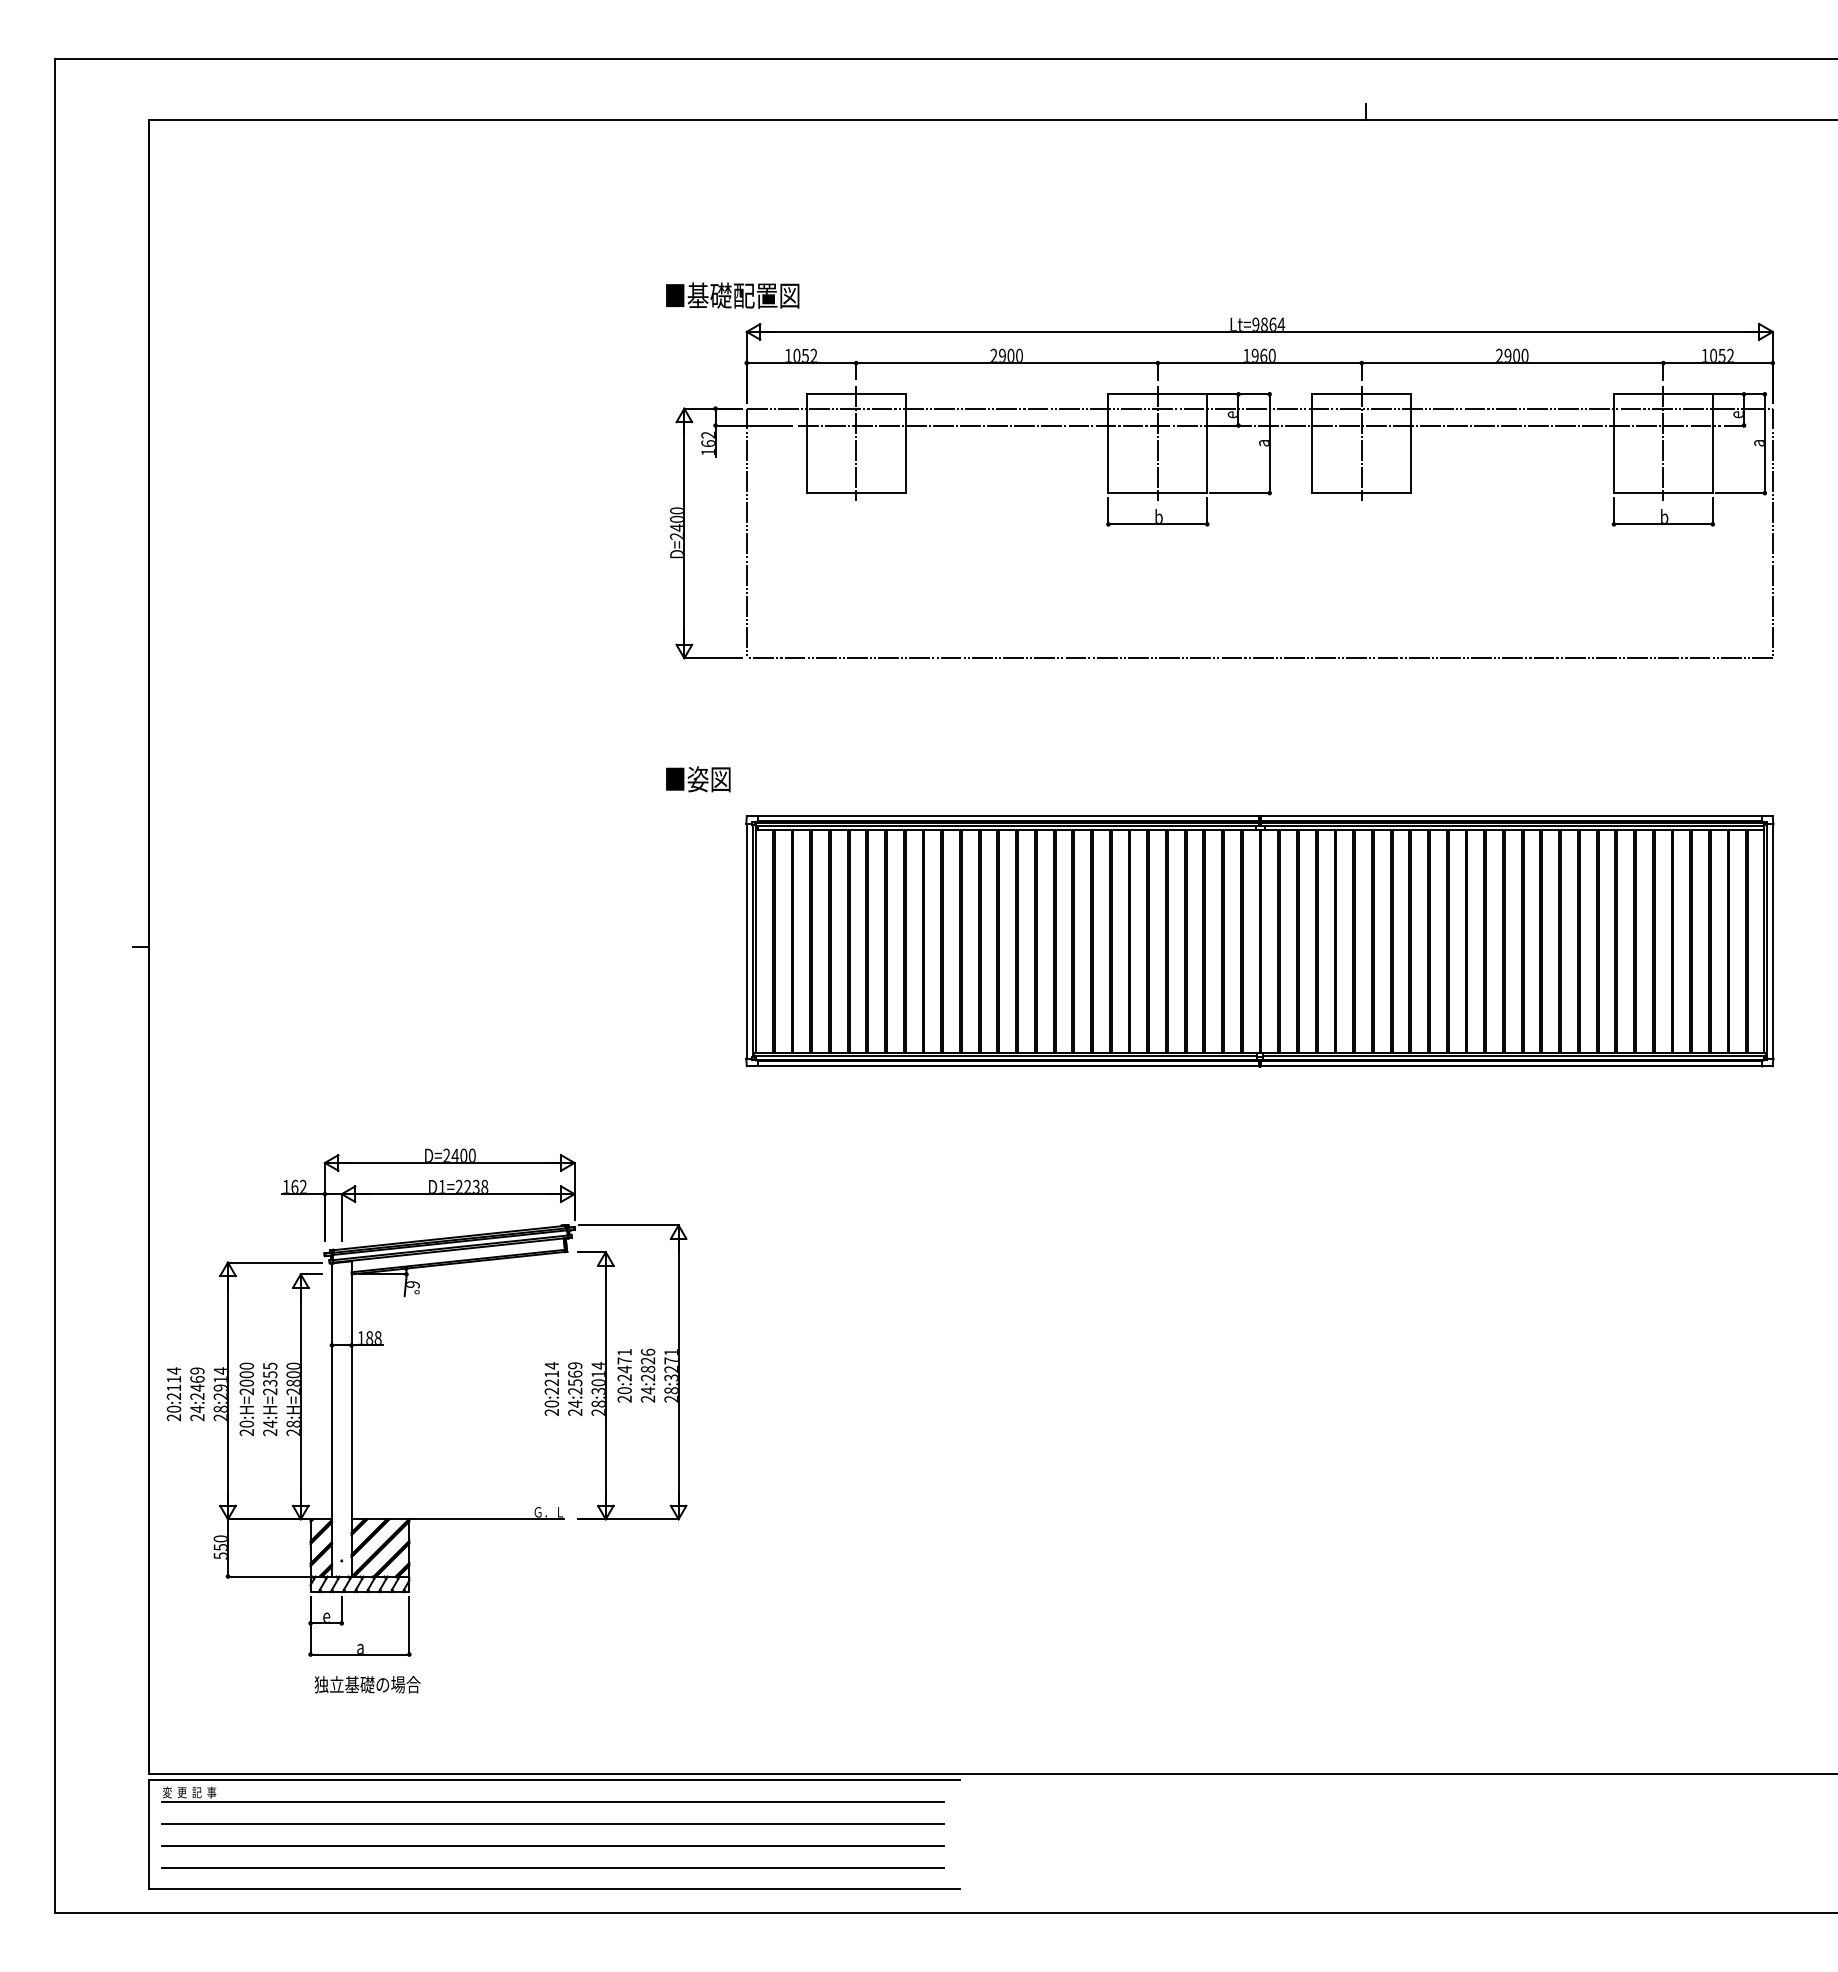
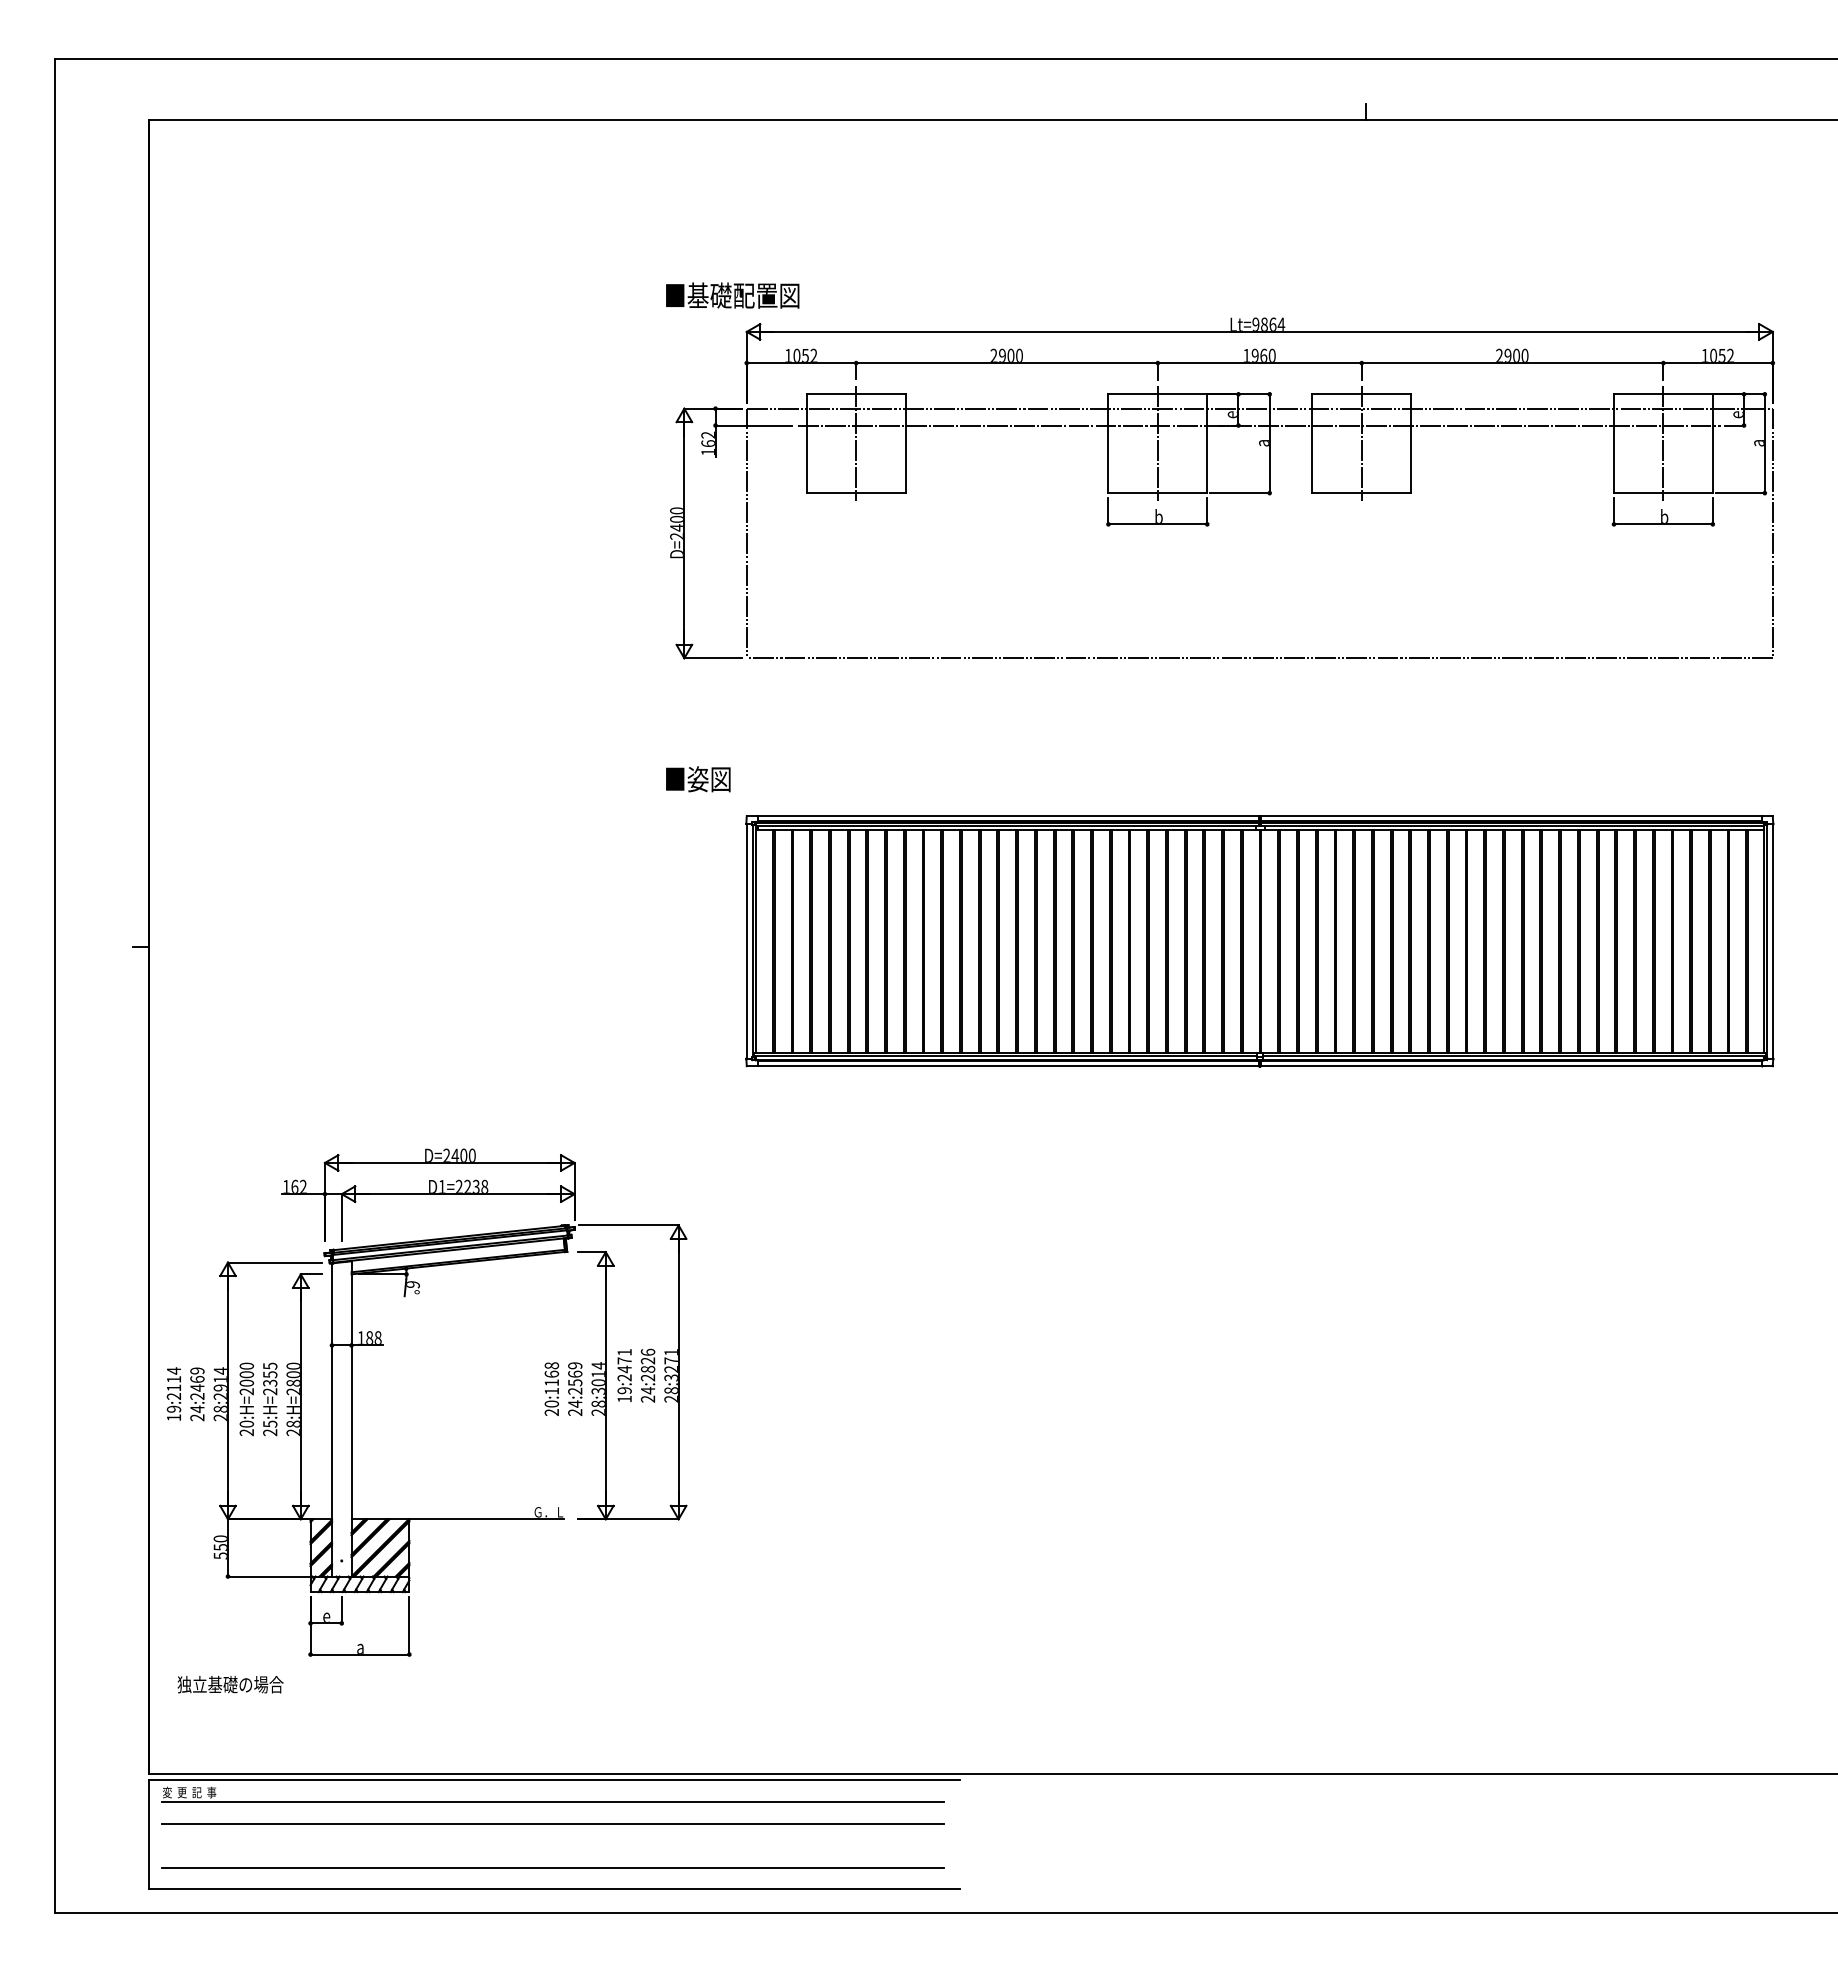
text: 20:2214 -> 20:1168 (551, 1378)
text: 20:2471 -> 19:2471 (624, 1394)
text: 20:2114 -> 19:2114 (173, 1413)
text: 24:H=2355 -> 25:H=2355 (270, 1423)
text position: (367, 1684) -> (230, 1684) (230, 1684)
line: present -> none (552, 1845)
